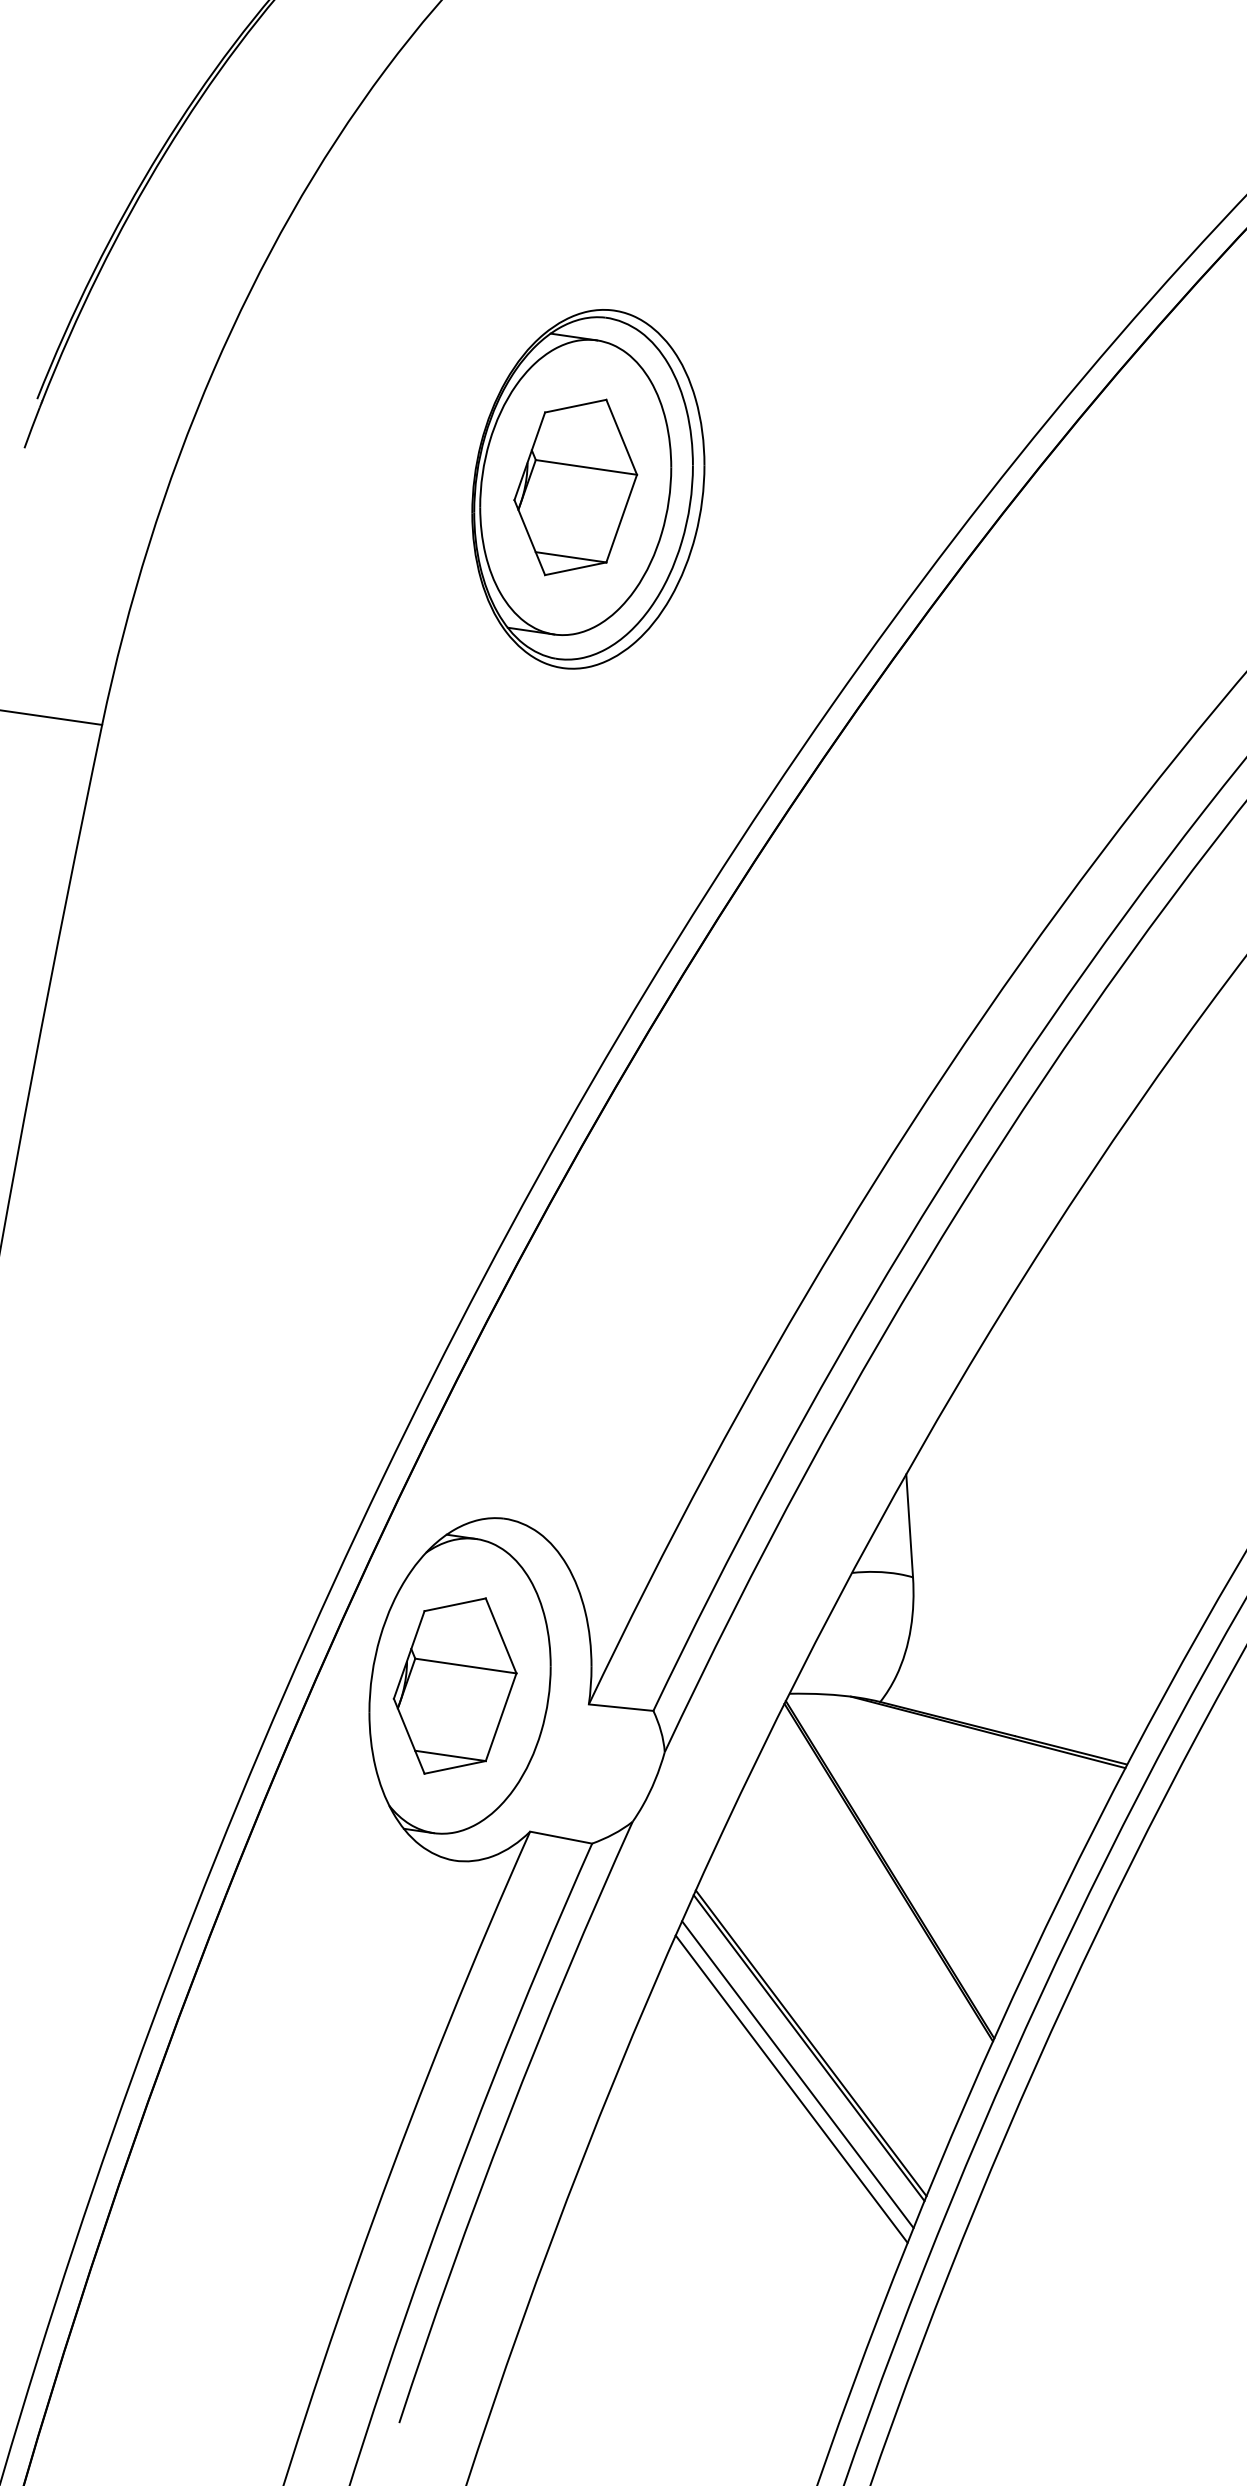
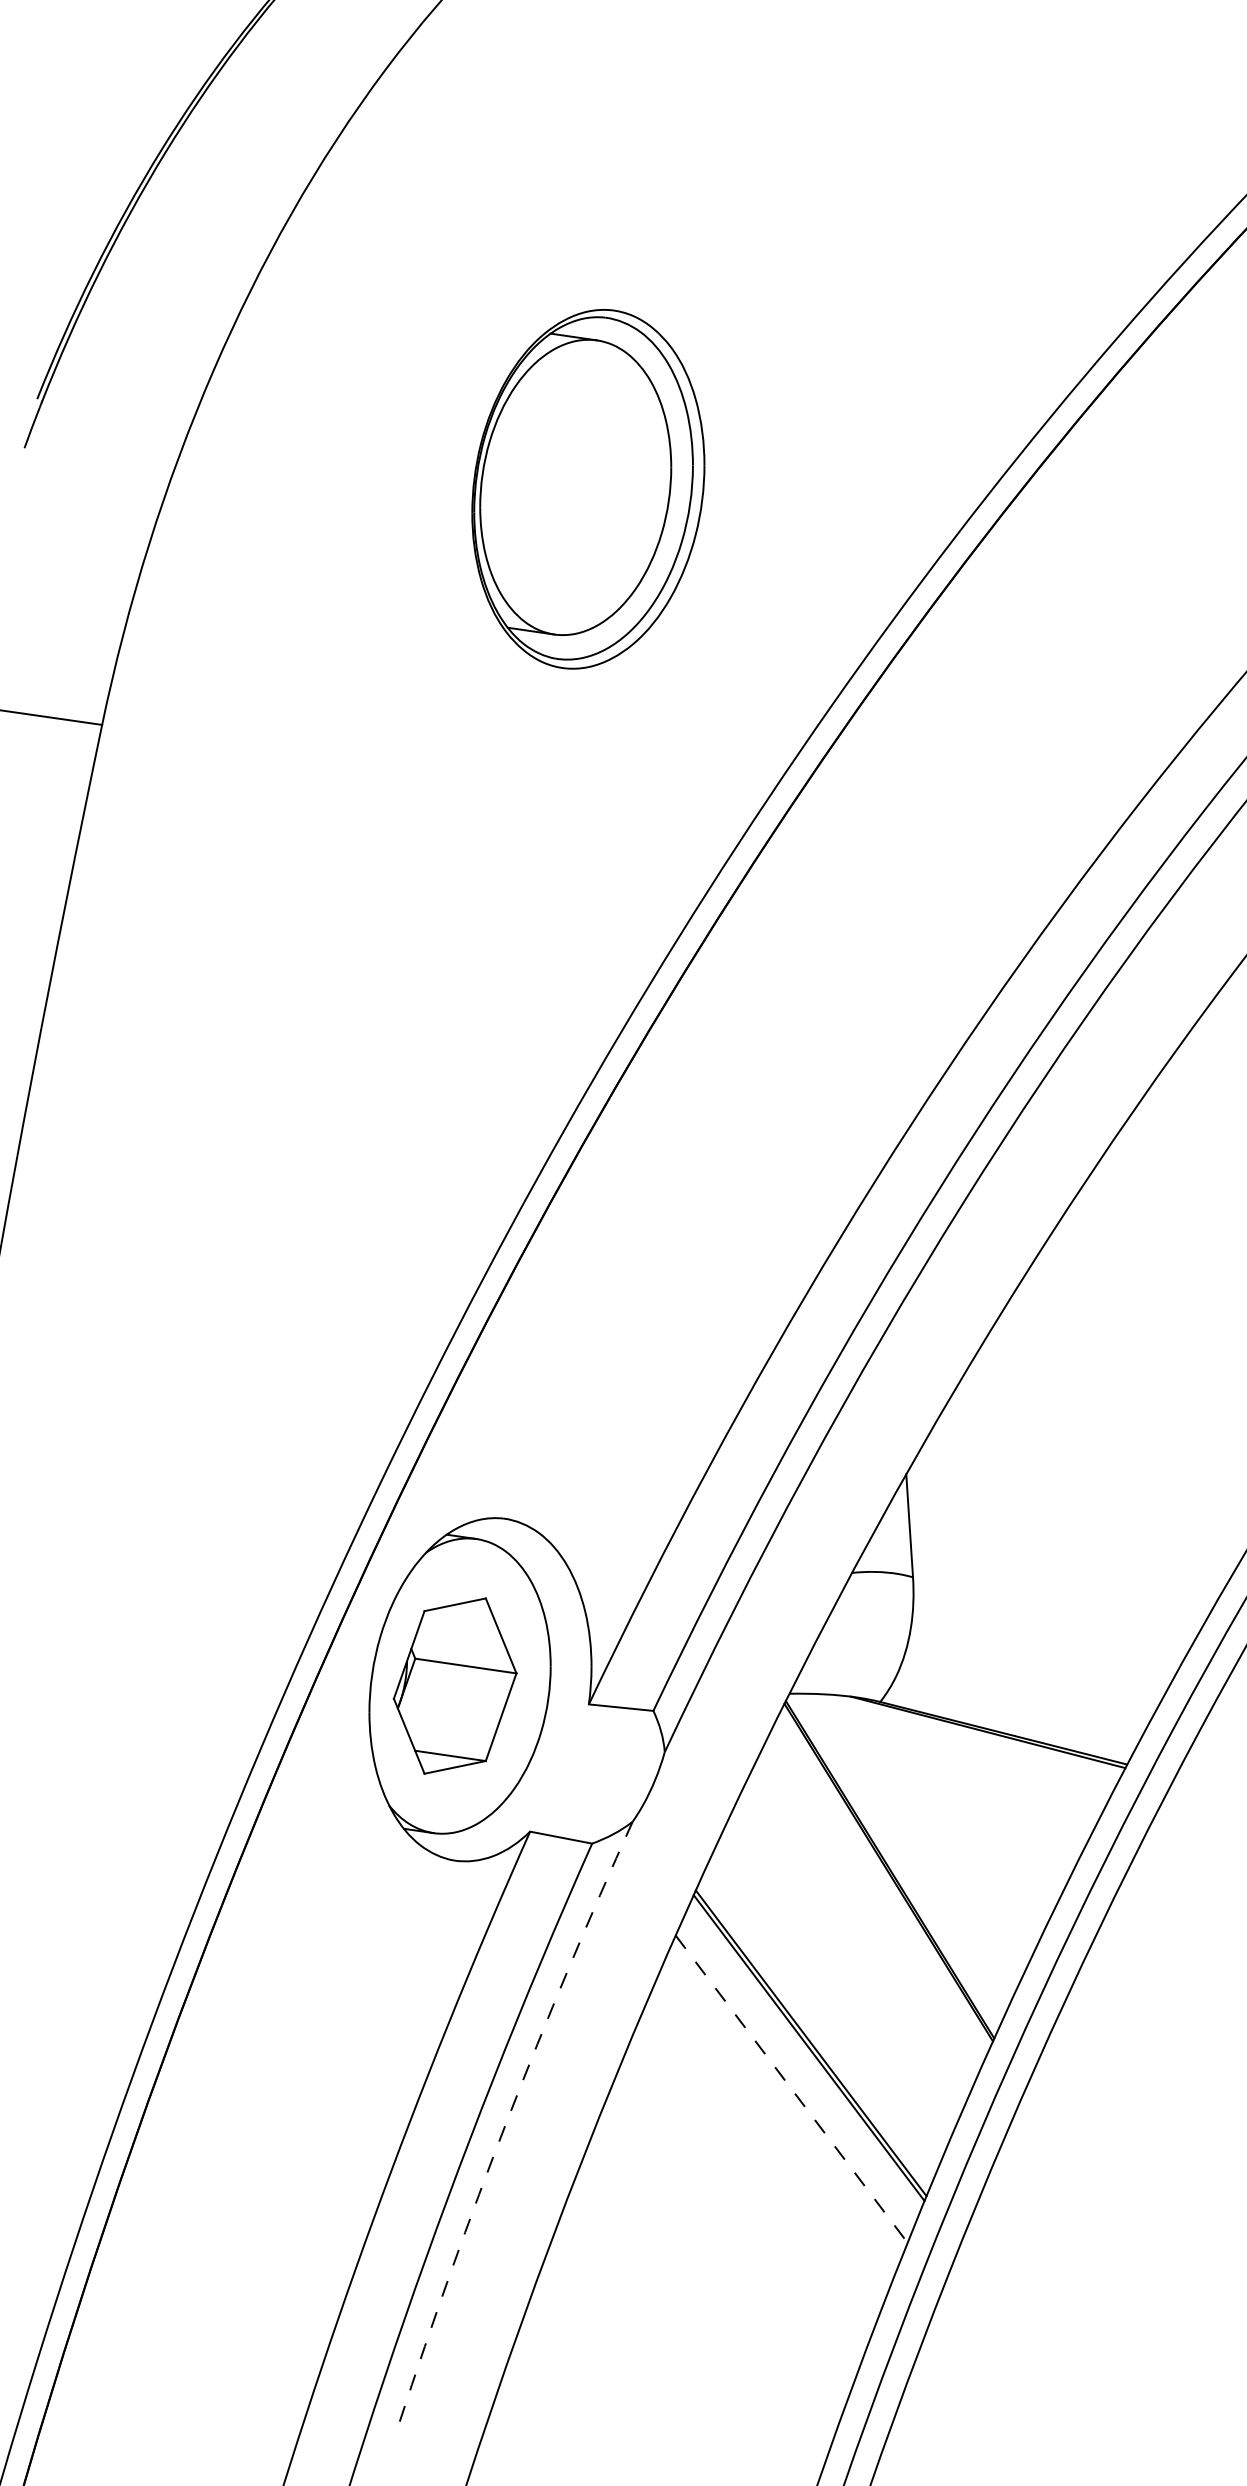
part: present -> none (575, 487)
line: present -> none (797, 2074)
line: solid -> dashed (791, 2089)
arc: solid -> dashed (507, 2119)
